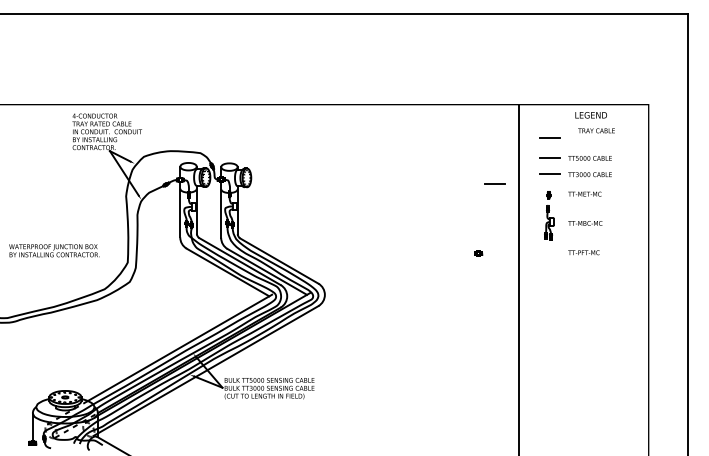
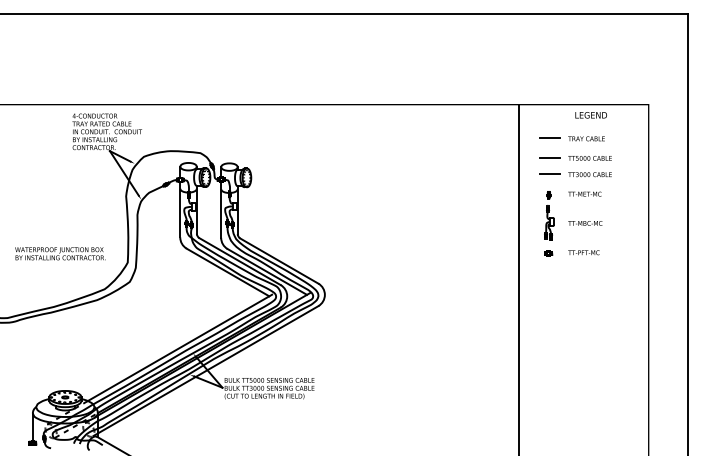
text position: (596, 130) -> (586, 138) (586, 138)
line: present -> none (494, 183)
text position: (54, 250) -> (60, 253) (60, 253)
part position: (478, 253) -> (548, 253) (548, 253)
